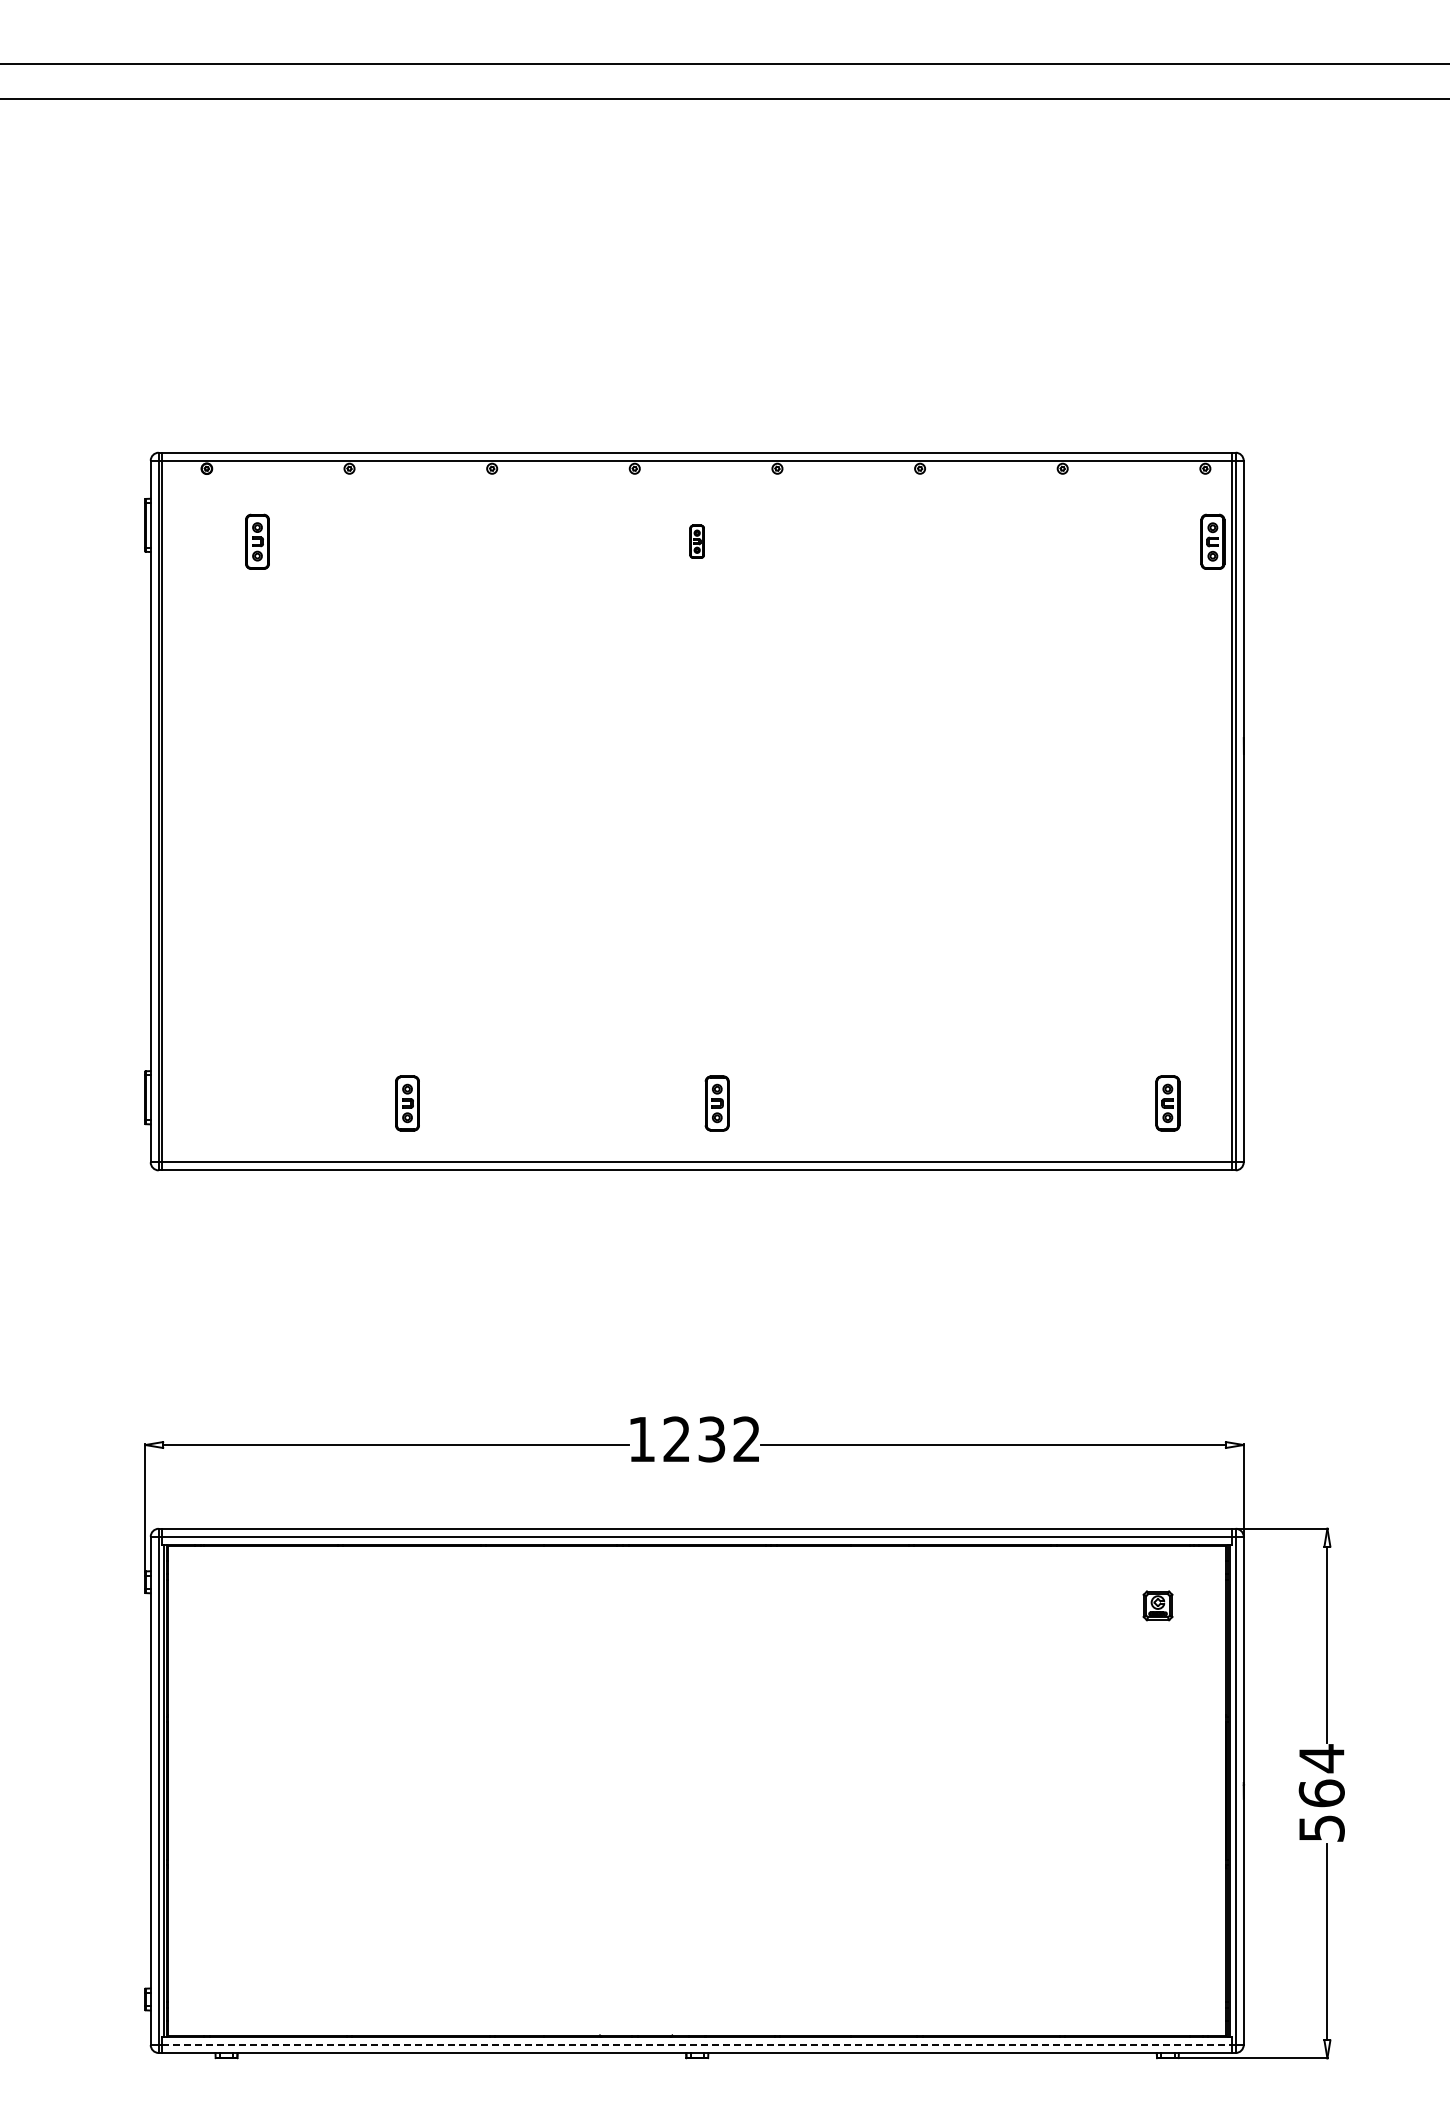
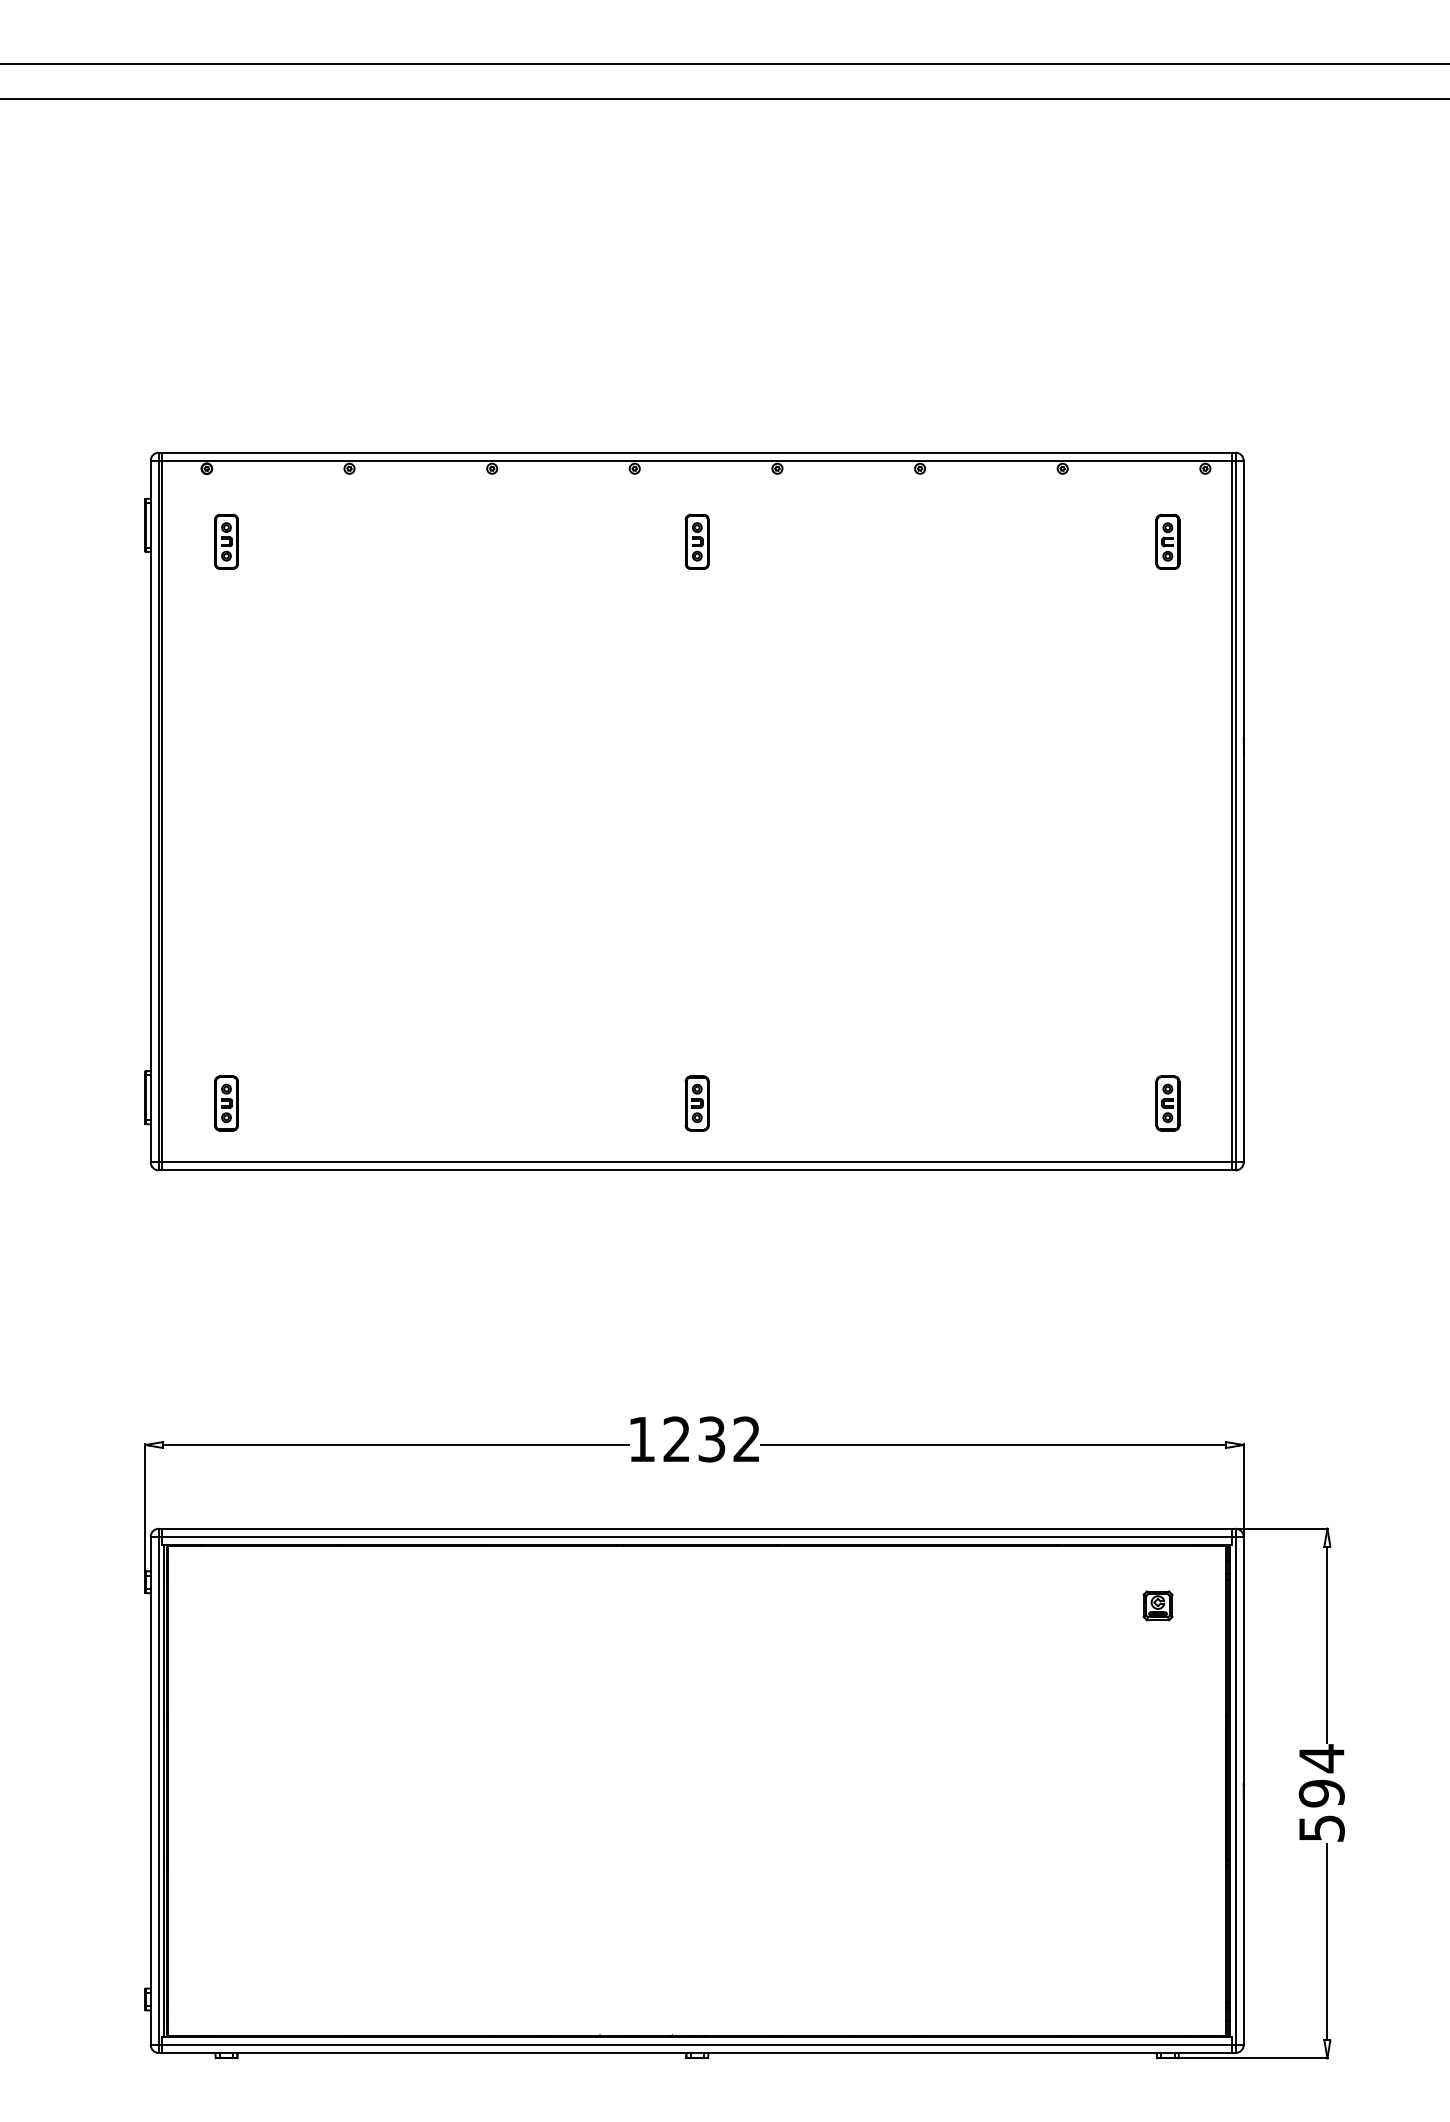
part position: (257, 541) -> (226, 541) (226, 541)
part size: 16x35 px -> 26x57 px (696, 541)
part position: (1212, 541) -> (1167, 541) (1167, 541)
part position: (407, 1103) -> (226, 1103) (226, 1103)
part position: (716, 1103) -> (696, 1103) (696, 1103)
text: 564 -> 594 (1321, 1793)
line: dashed -> solid (697, 2044)
